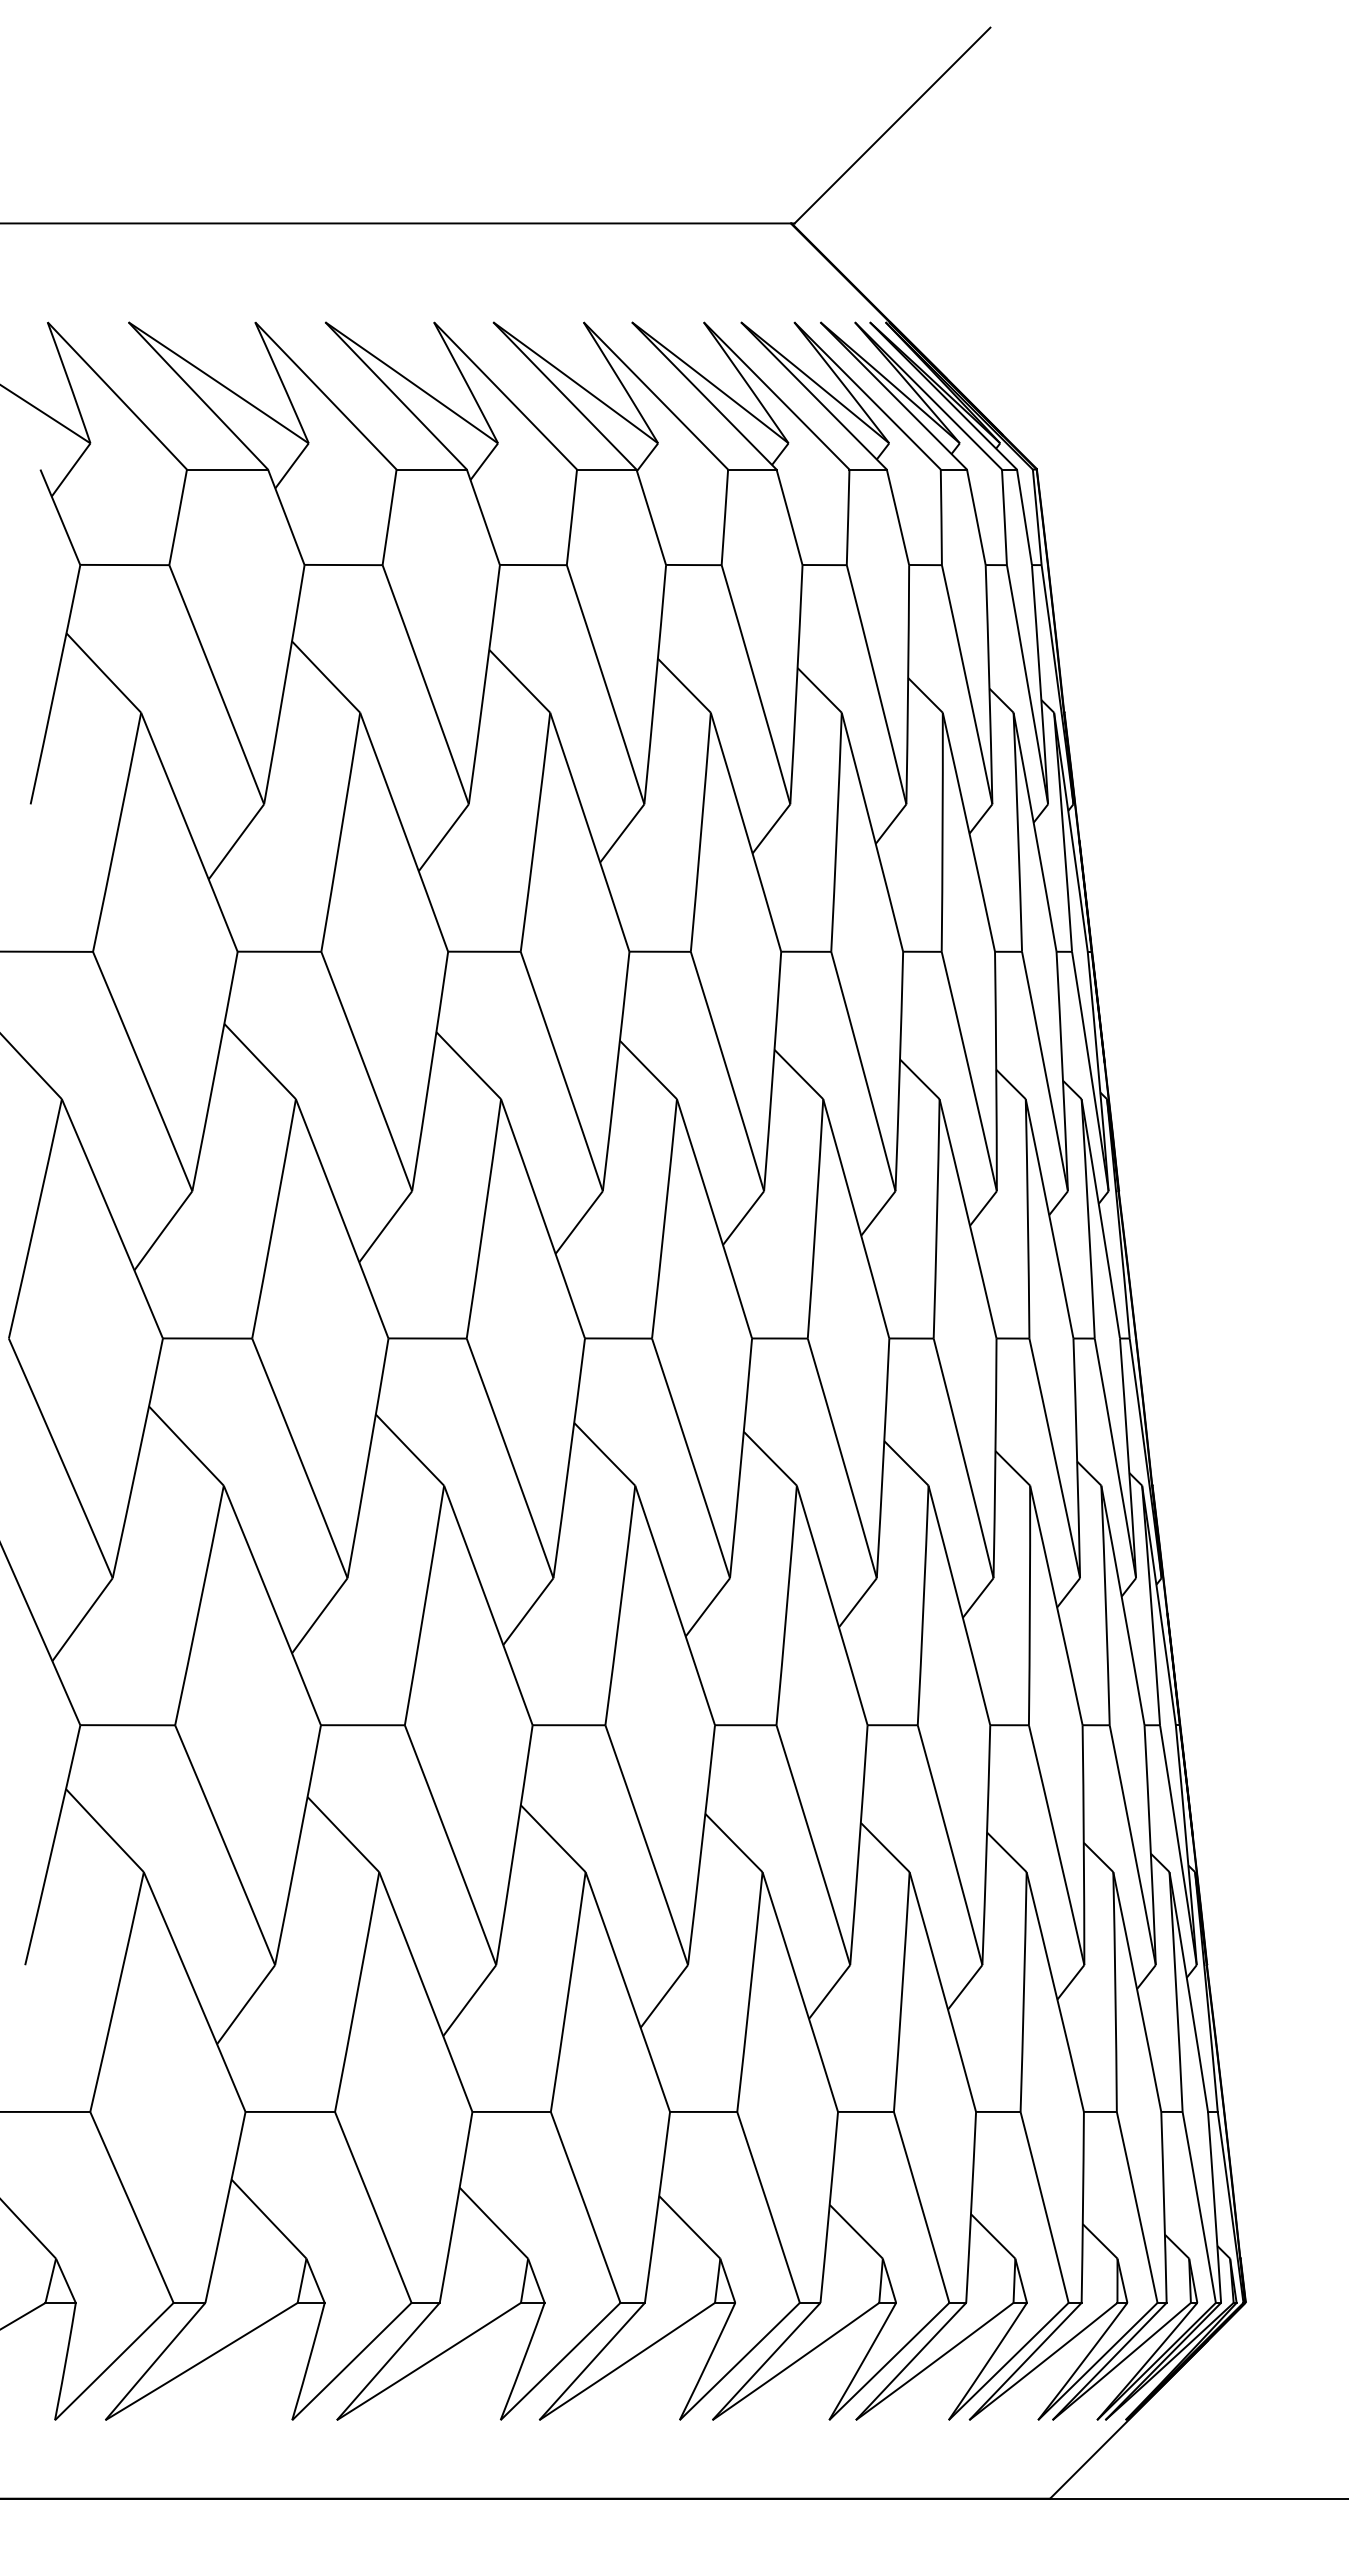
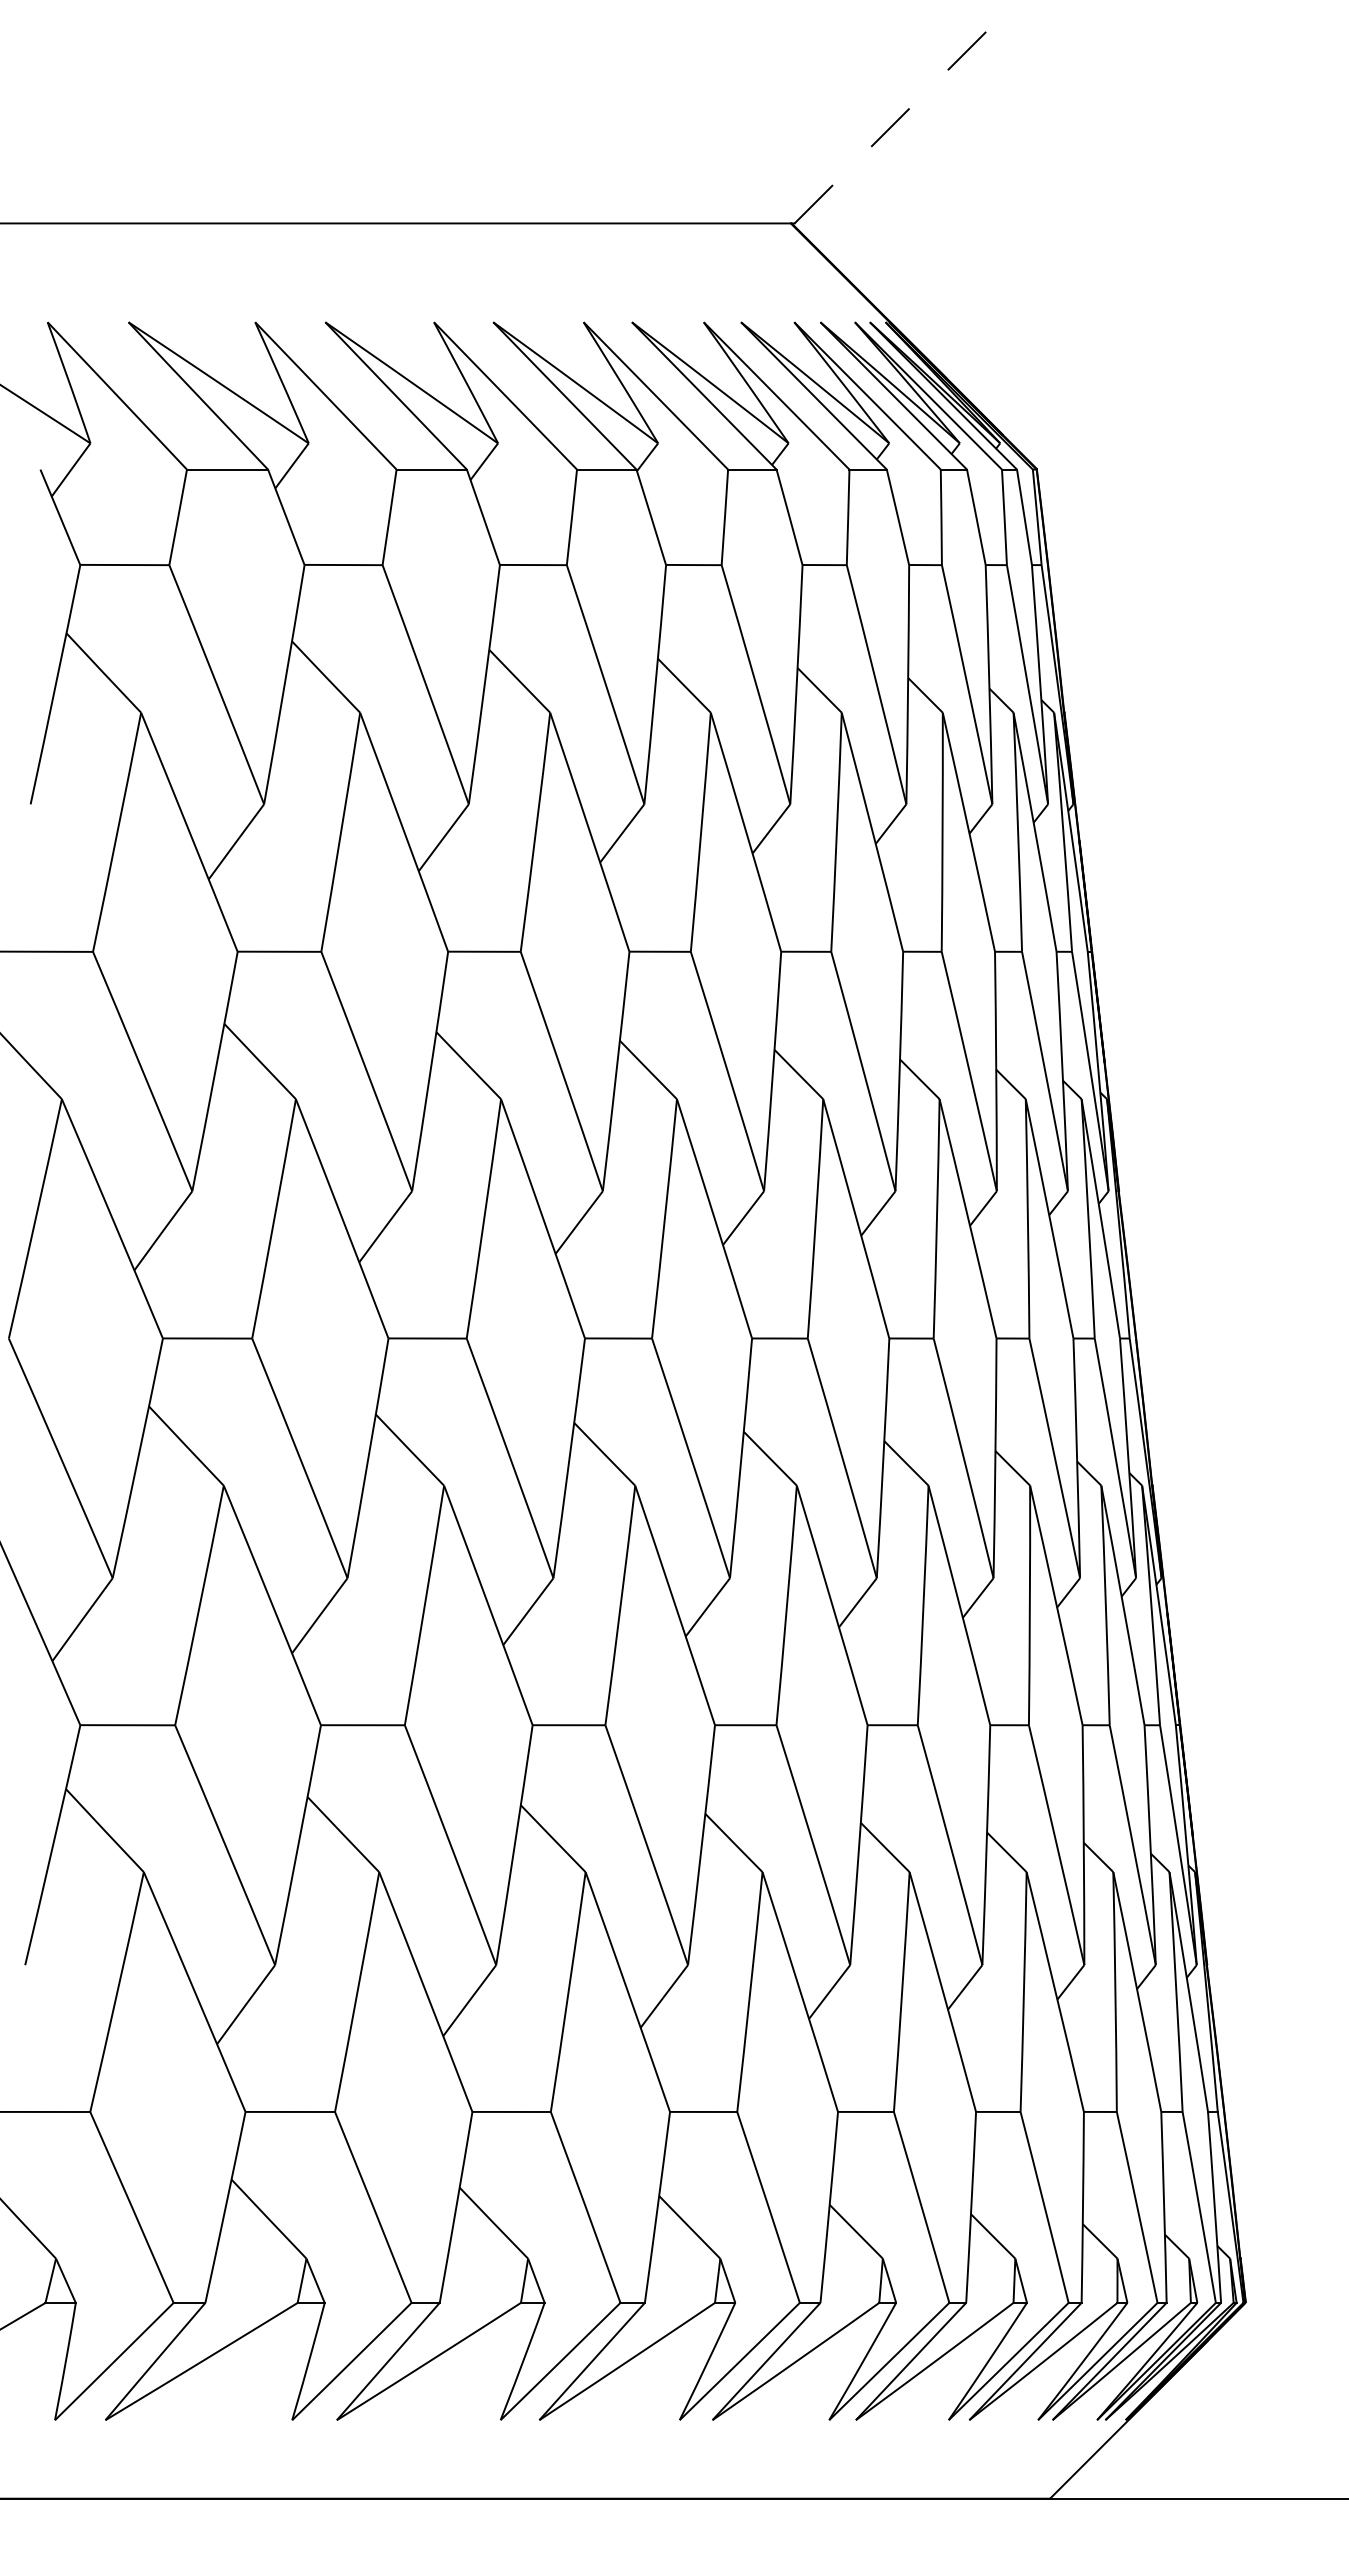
line: solid -> dashed (892, 125)
